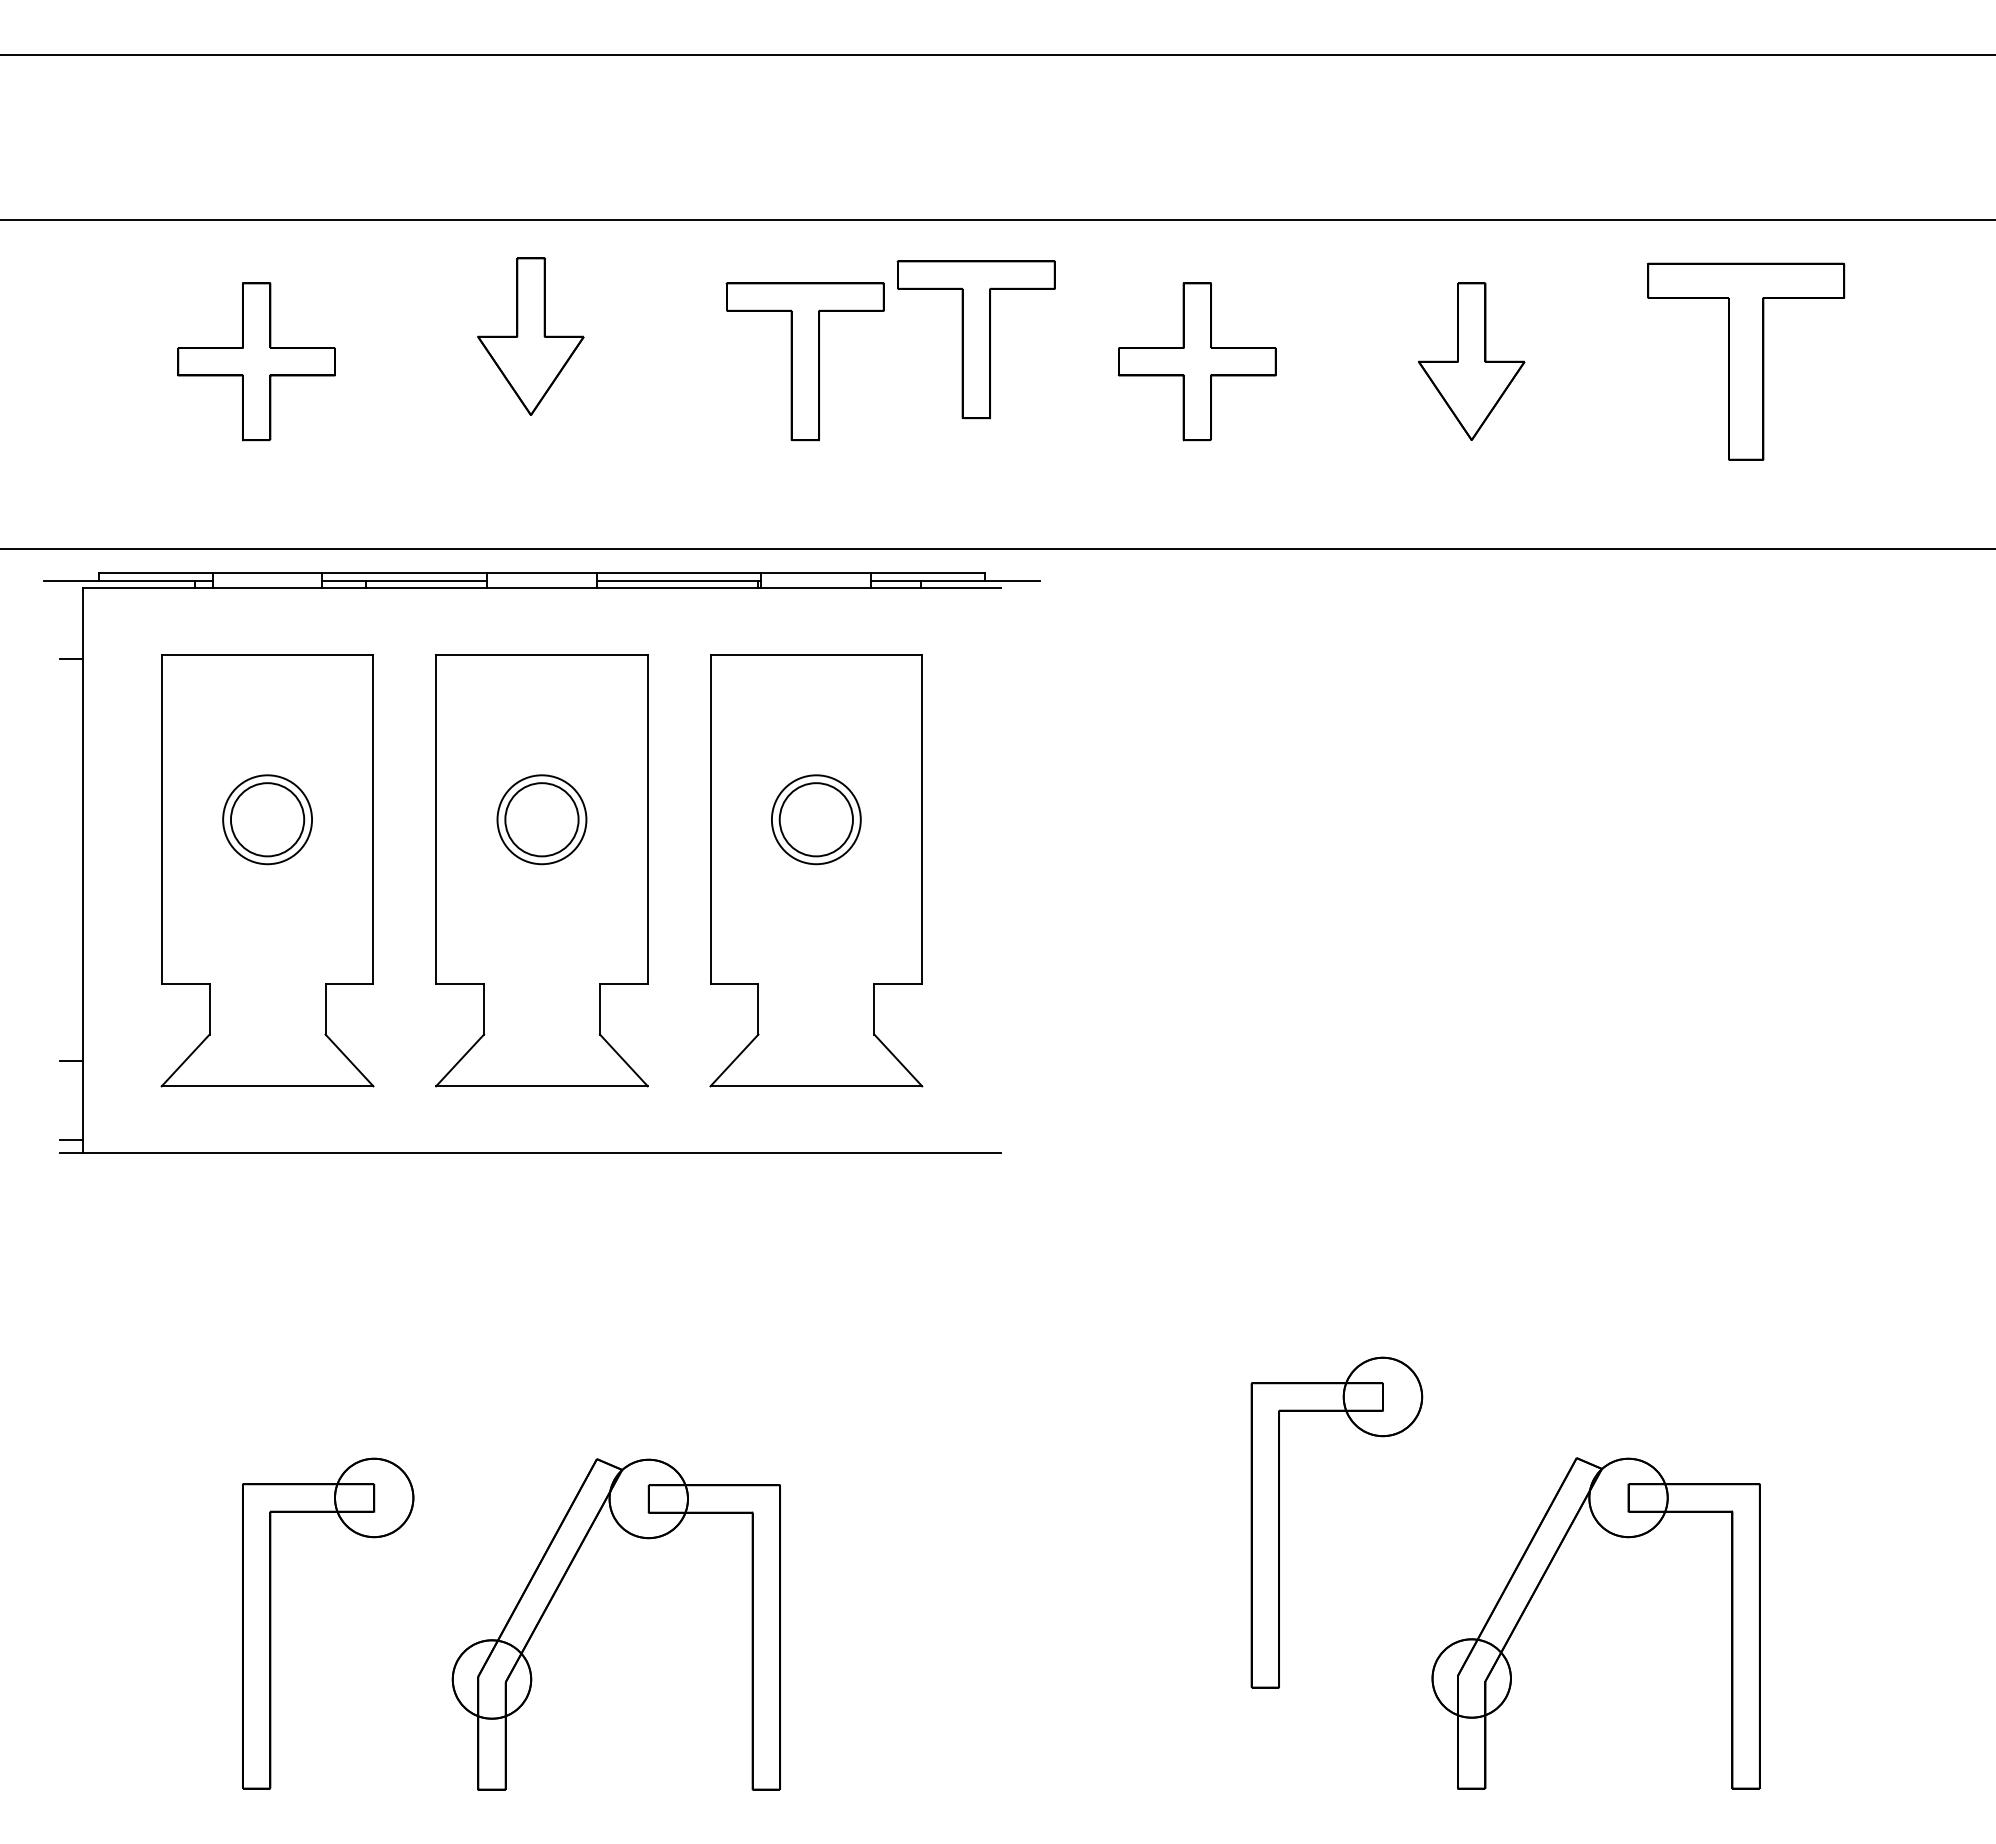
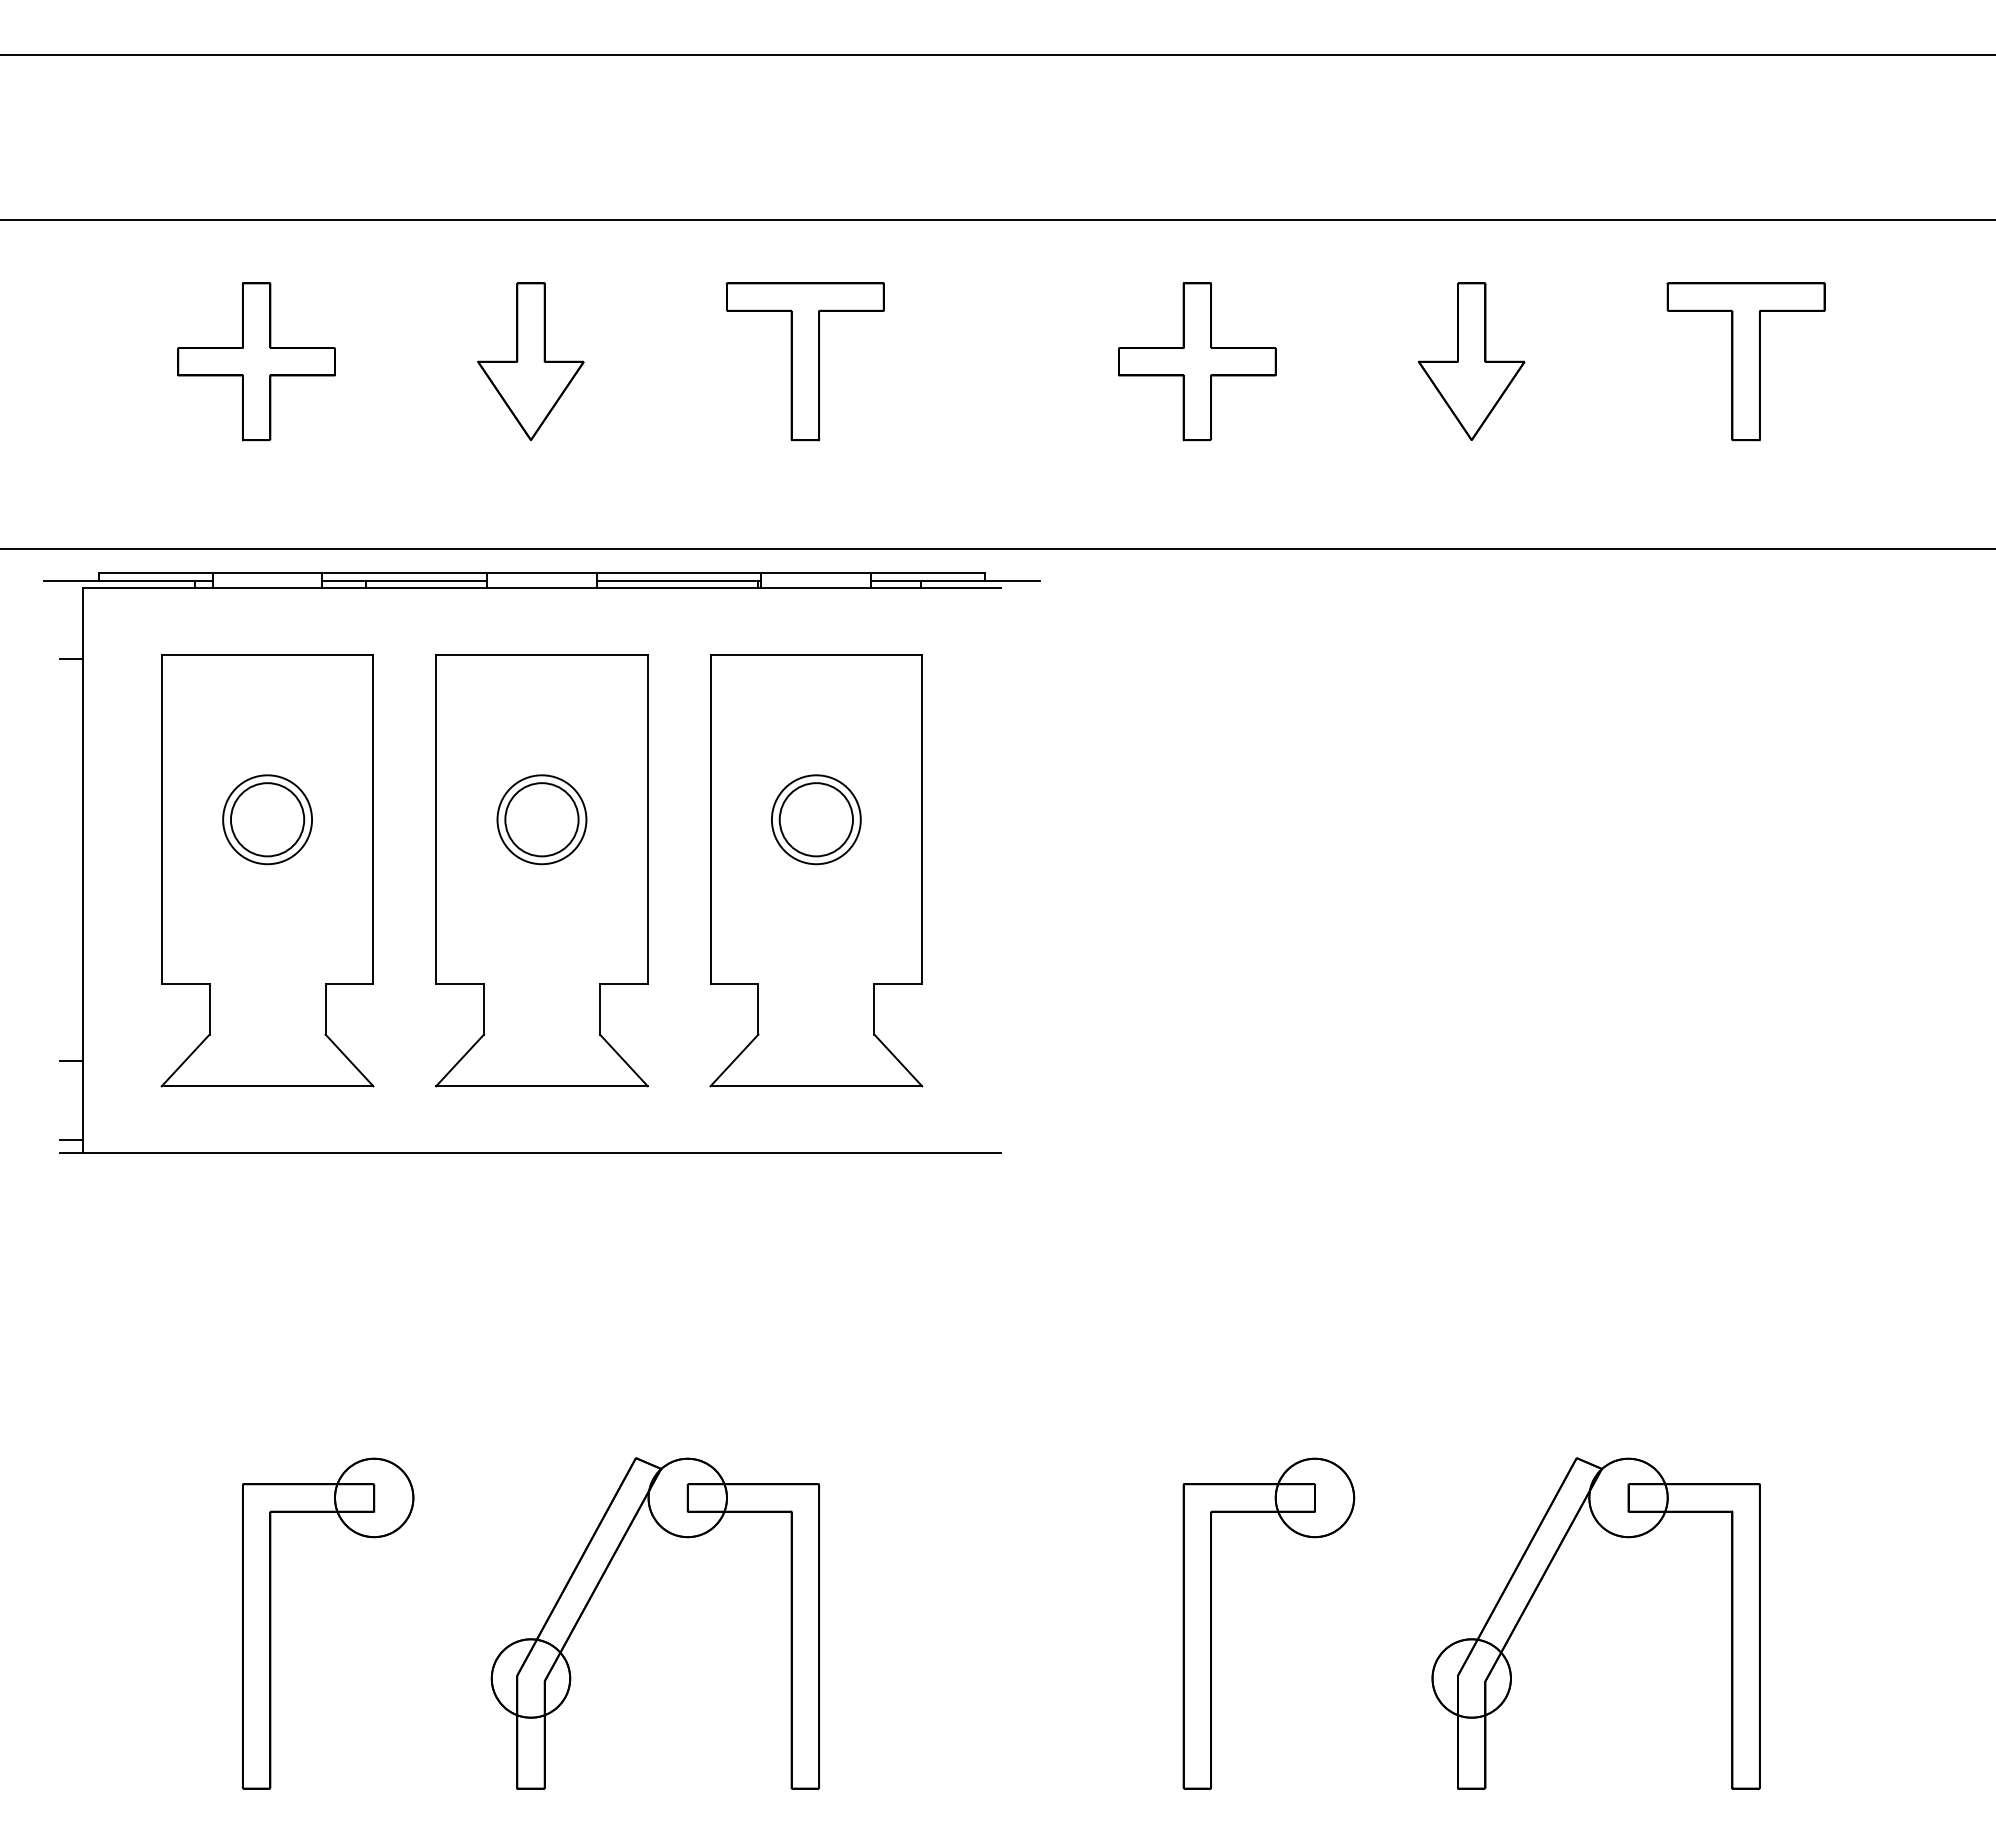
part position: (530, 336) -> (530, 361) (530, 361)
part: present -> none (975, 339)
part size: 199x199 px -> 160x160 px (1745, 361)
part position: (1279, 1522) -> (1211, 1623) (1211, 1623)
part position: (555, 1594) -> (594, 1593) (594, 1593)
